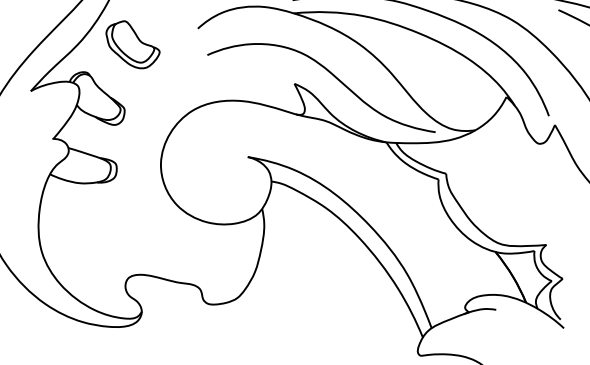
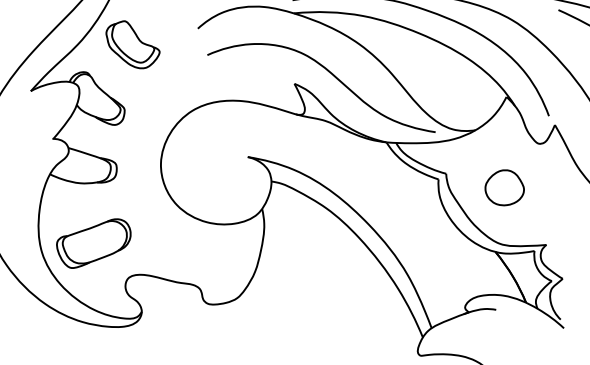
part: none -> present (504, 187)
part: none -> present (93, 243)
